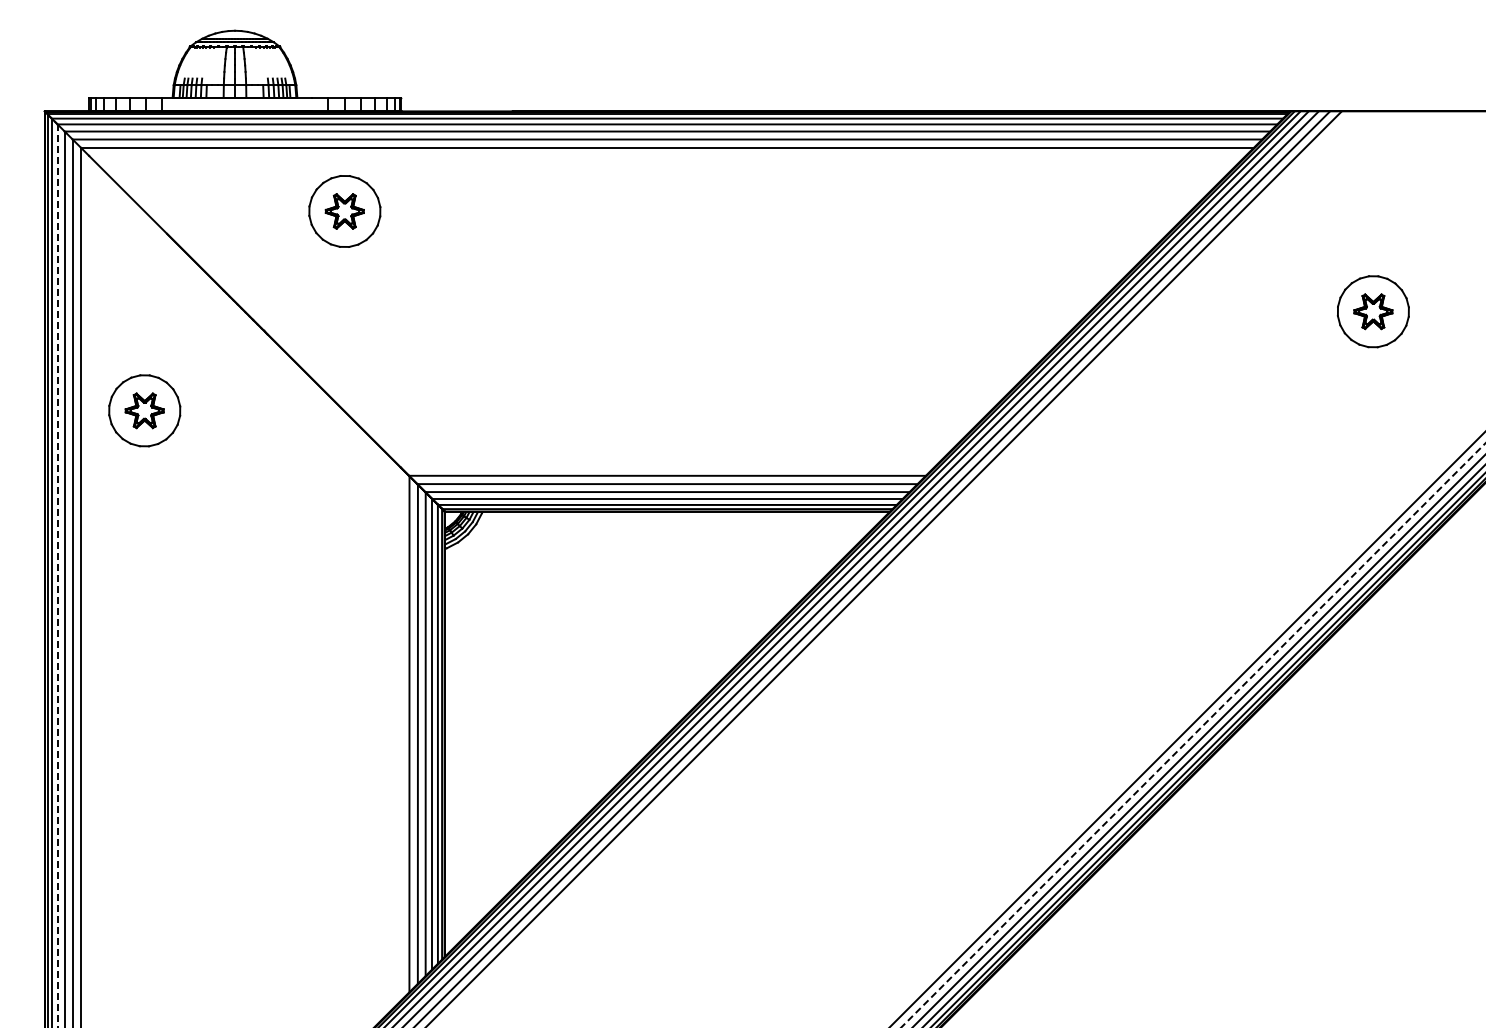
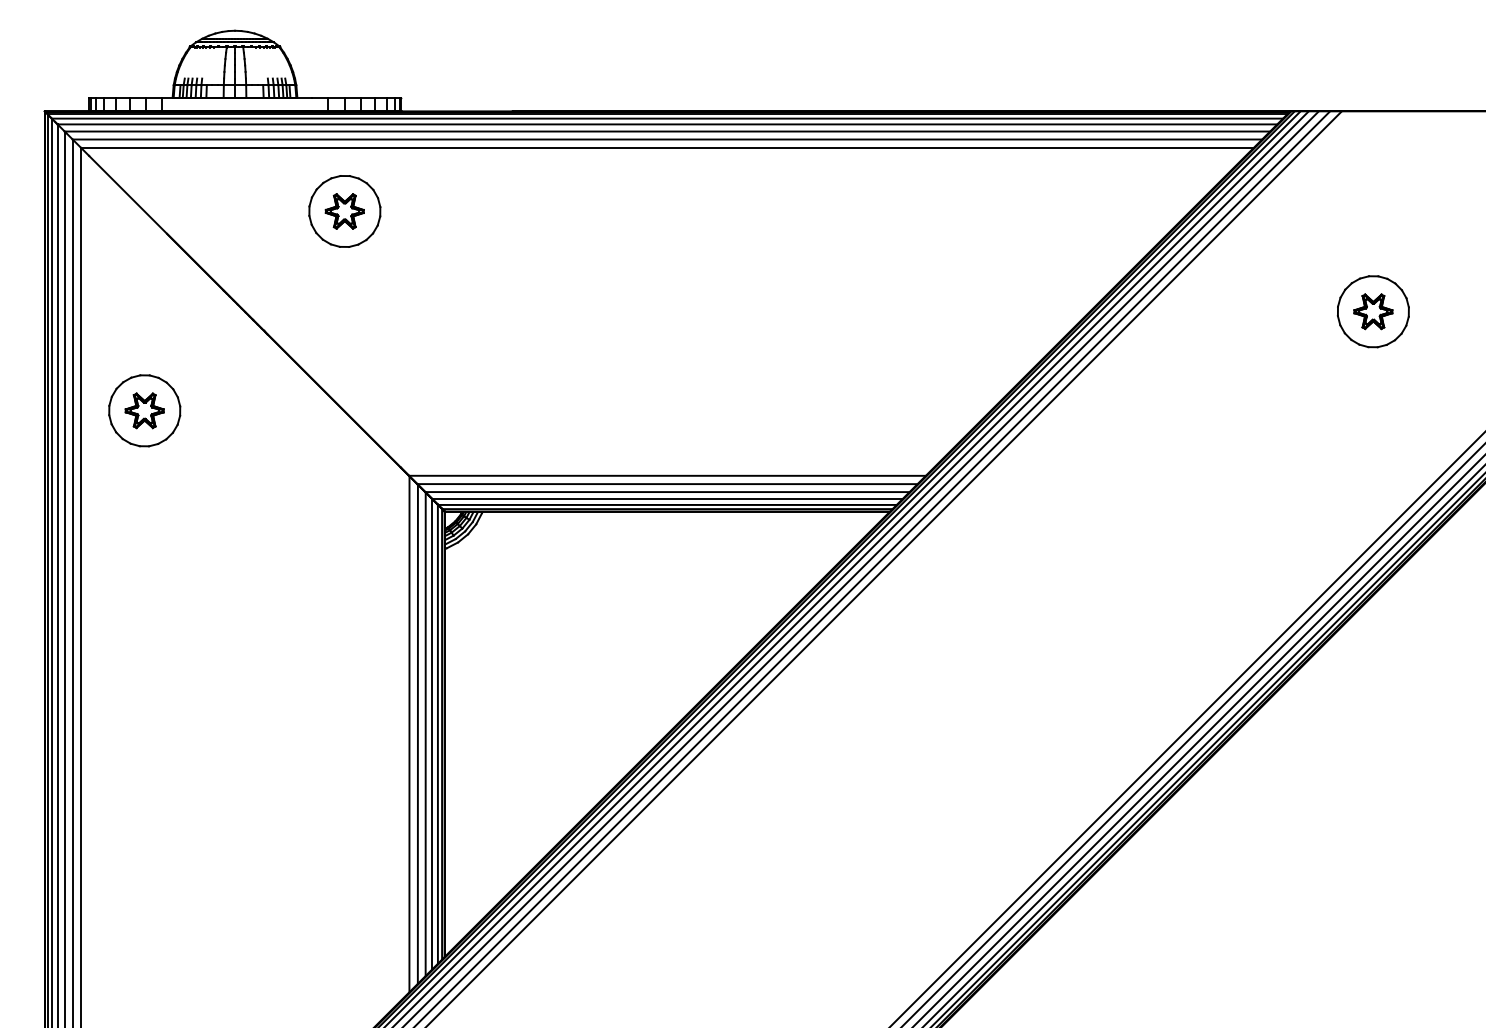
line: dashed -> solid (57, 576)
line: dashed -> solid (1193, 734)
